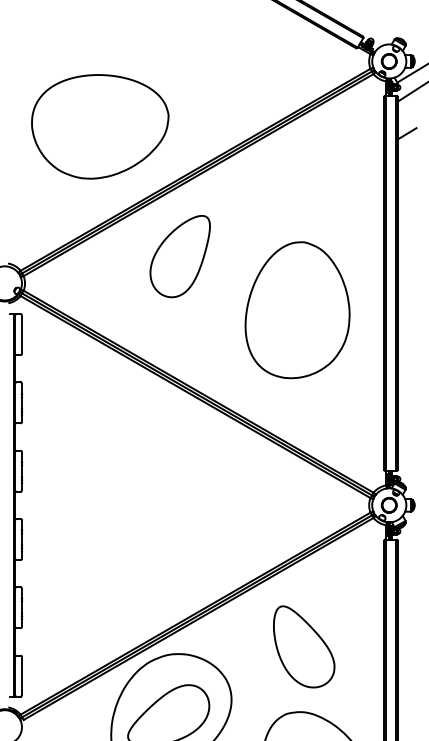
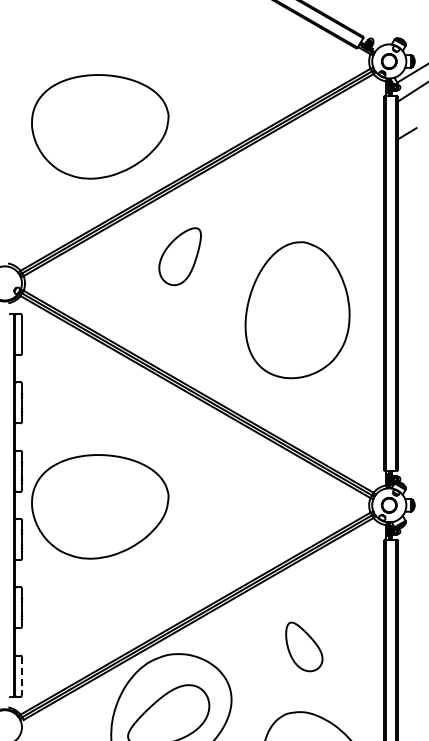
part size: 62x84 px -> 44x60 px (179, 256)
part: none -> present (100, 506)
part size: 63x84 px -> 39x52 px (304, 646)
line: solid -> dashed (21, 676)
